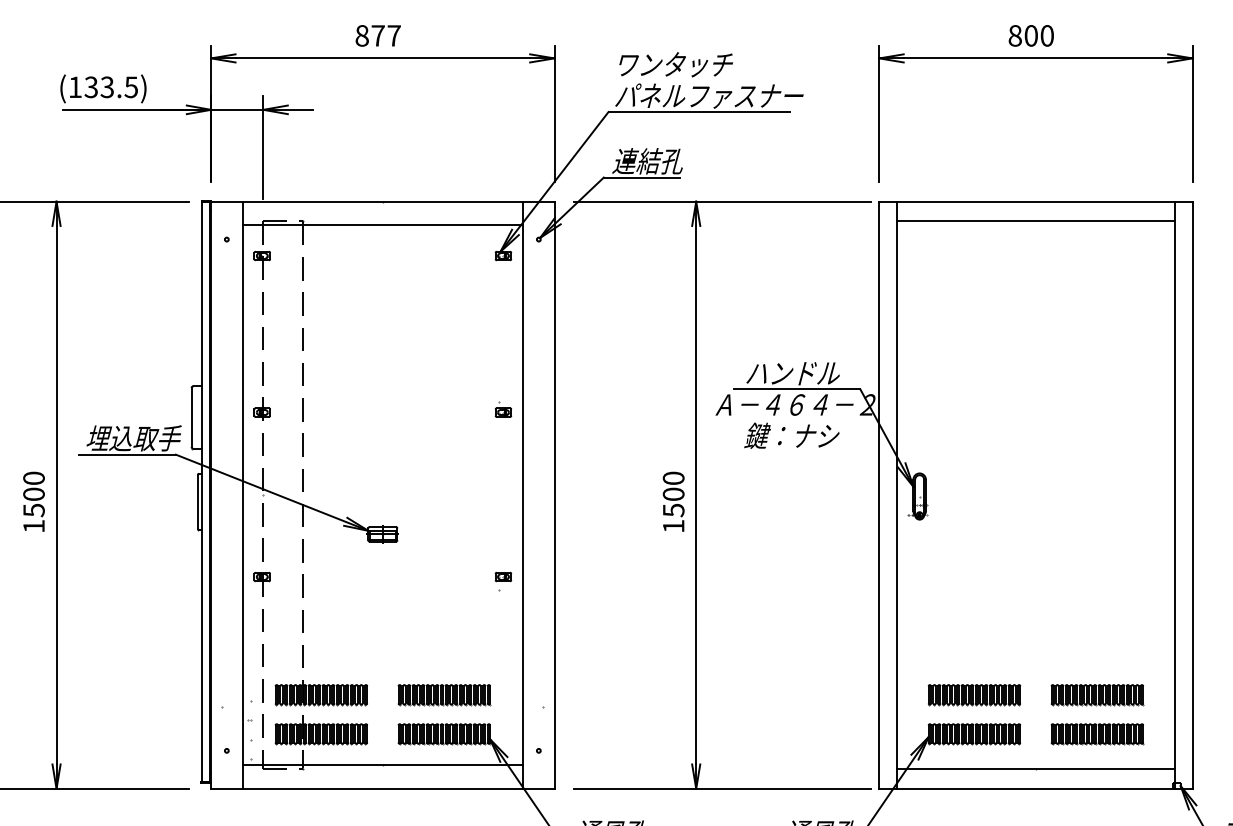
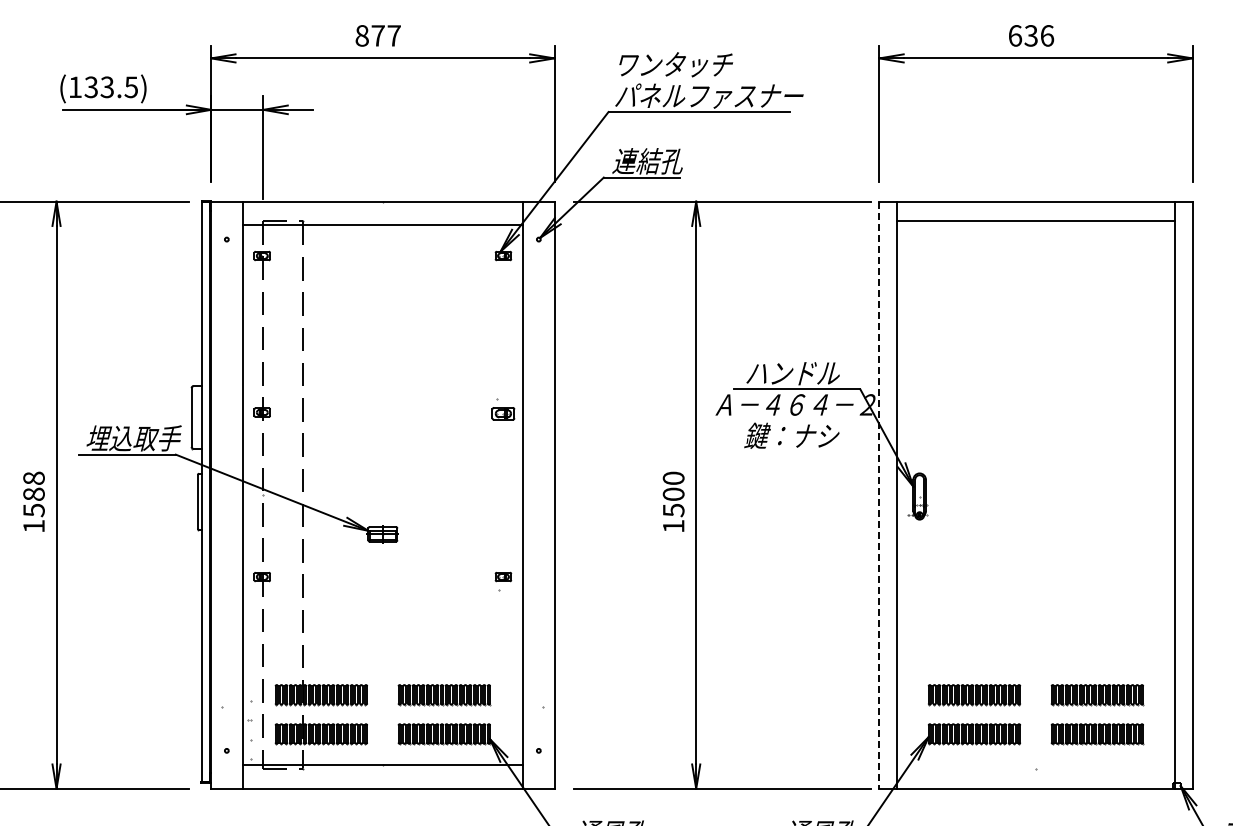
text: 800 -> 636 (1031, 35)
part size: 19x17 px -> 25x23 px (503, 409)
text: 1500 -> 1588 (33, 485)
line: solid -> dashed (879, 495)
line: present -> none (1035, 769)
